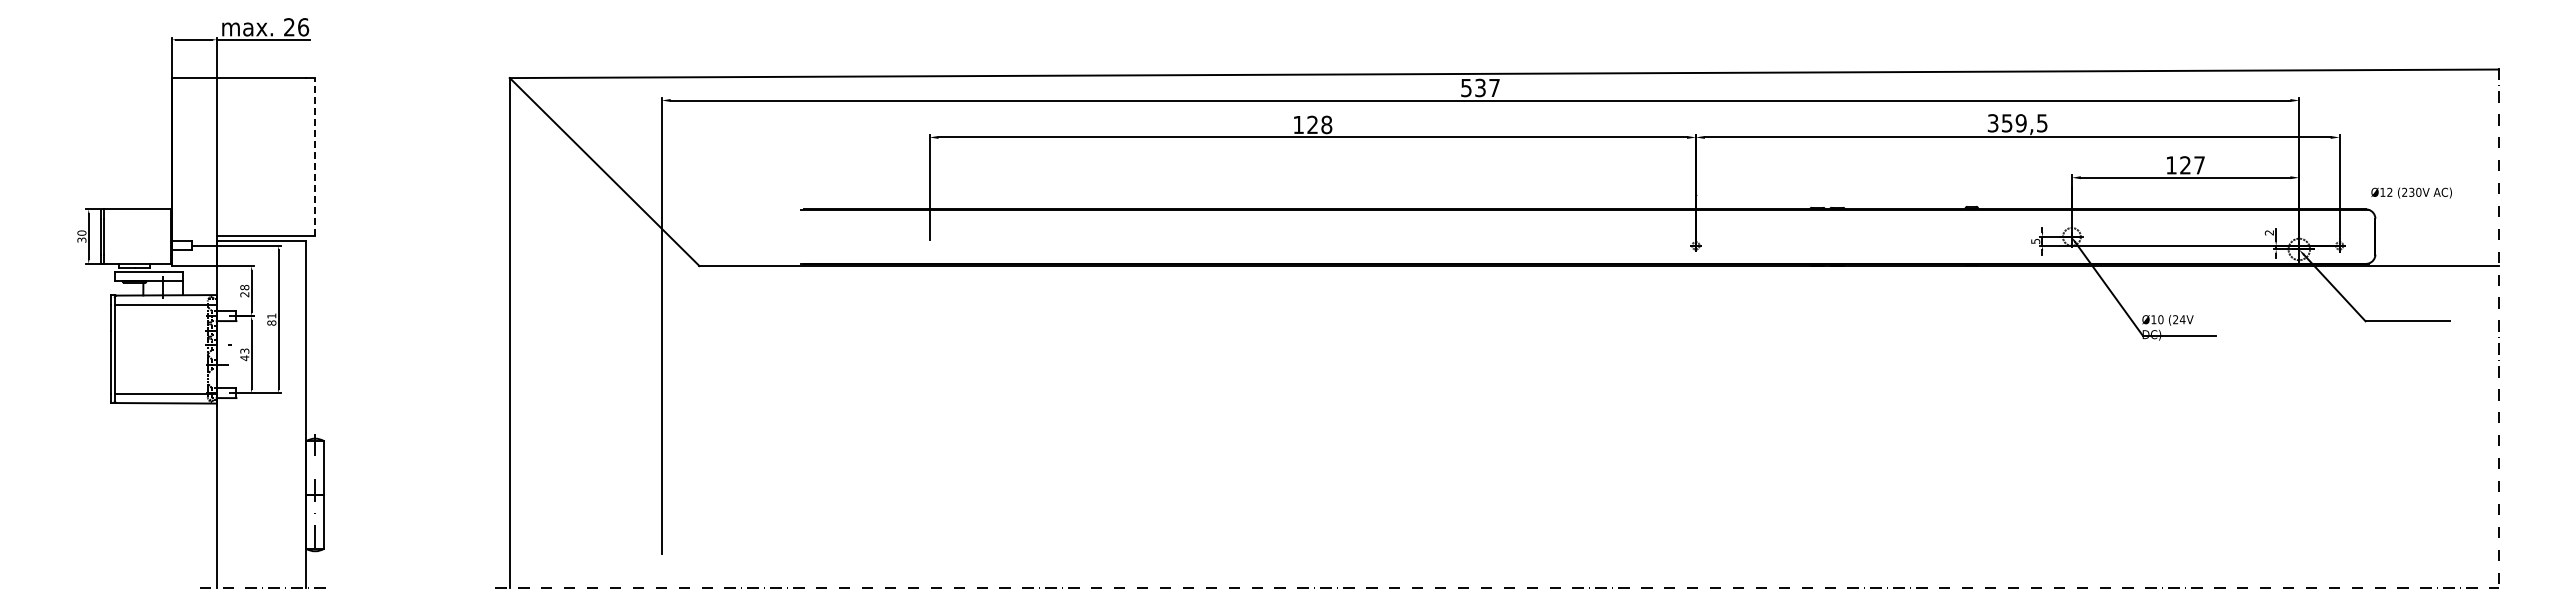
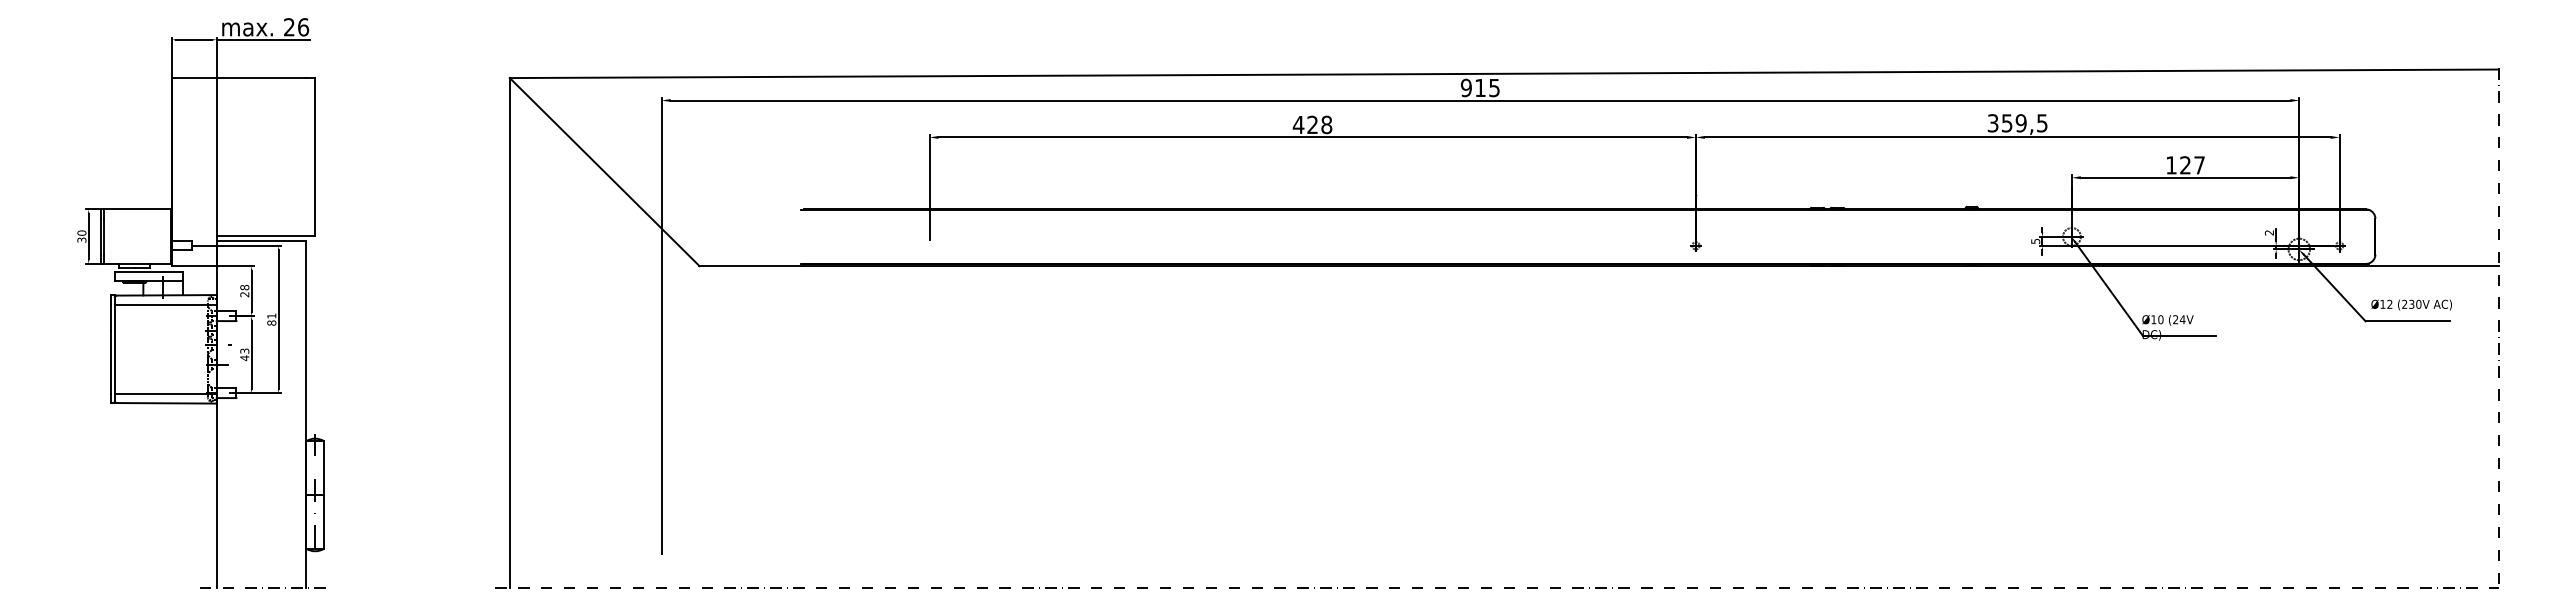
text: 537 -> 915 (1479, 87)
text: 128 -> 428 (1298, 124)
line: dashed -> solid (315, 156)
text position: (2411, 192) -> (2411, 304) (2411, 304)
